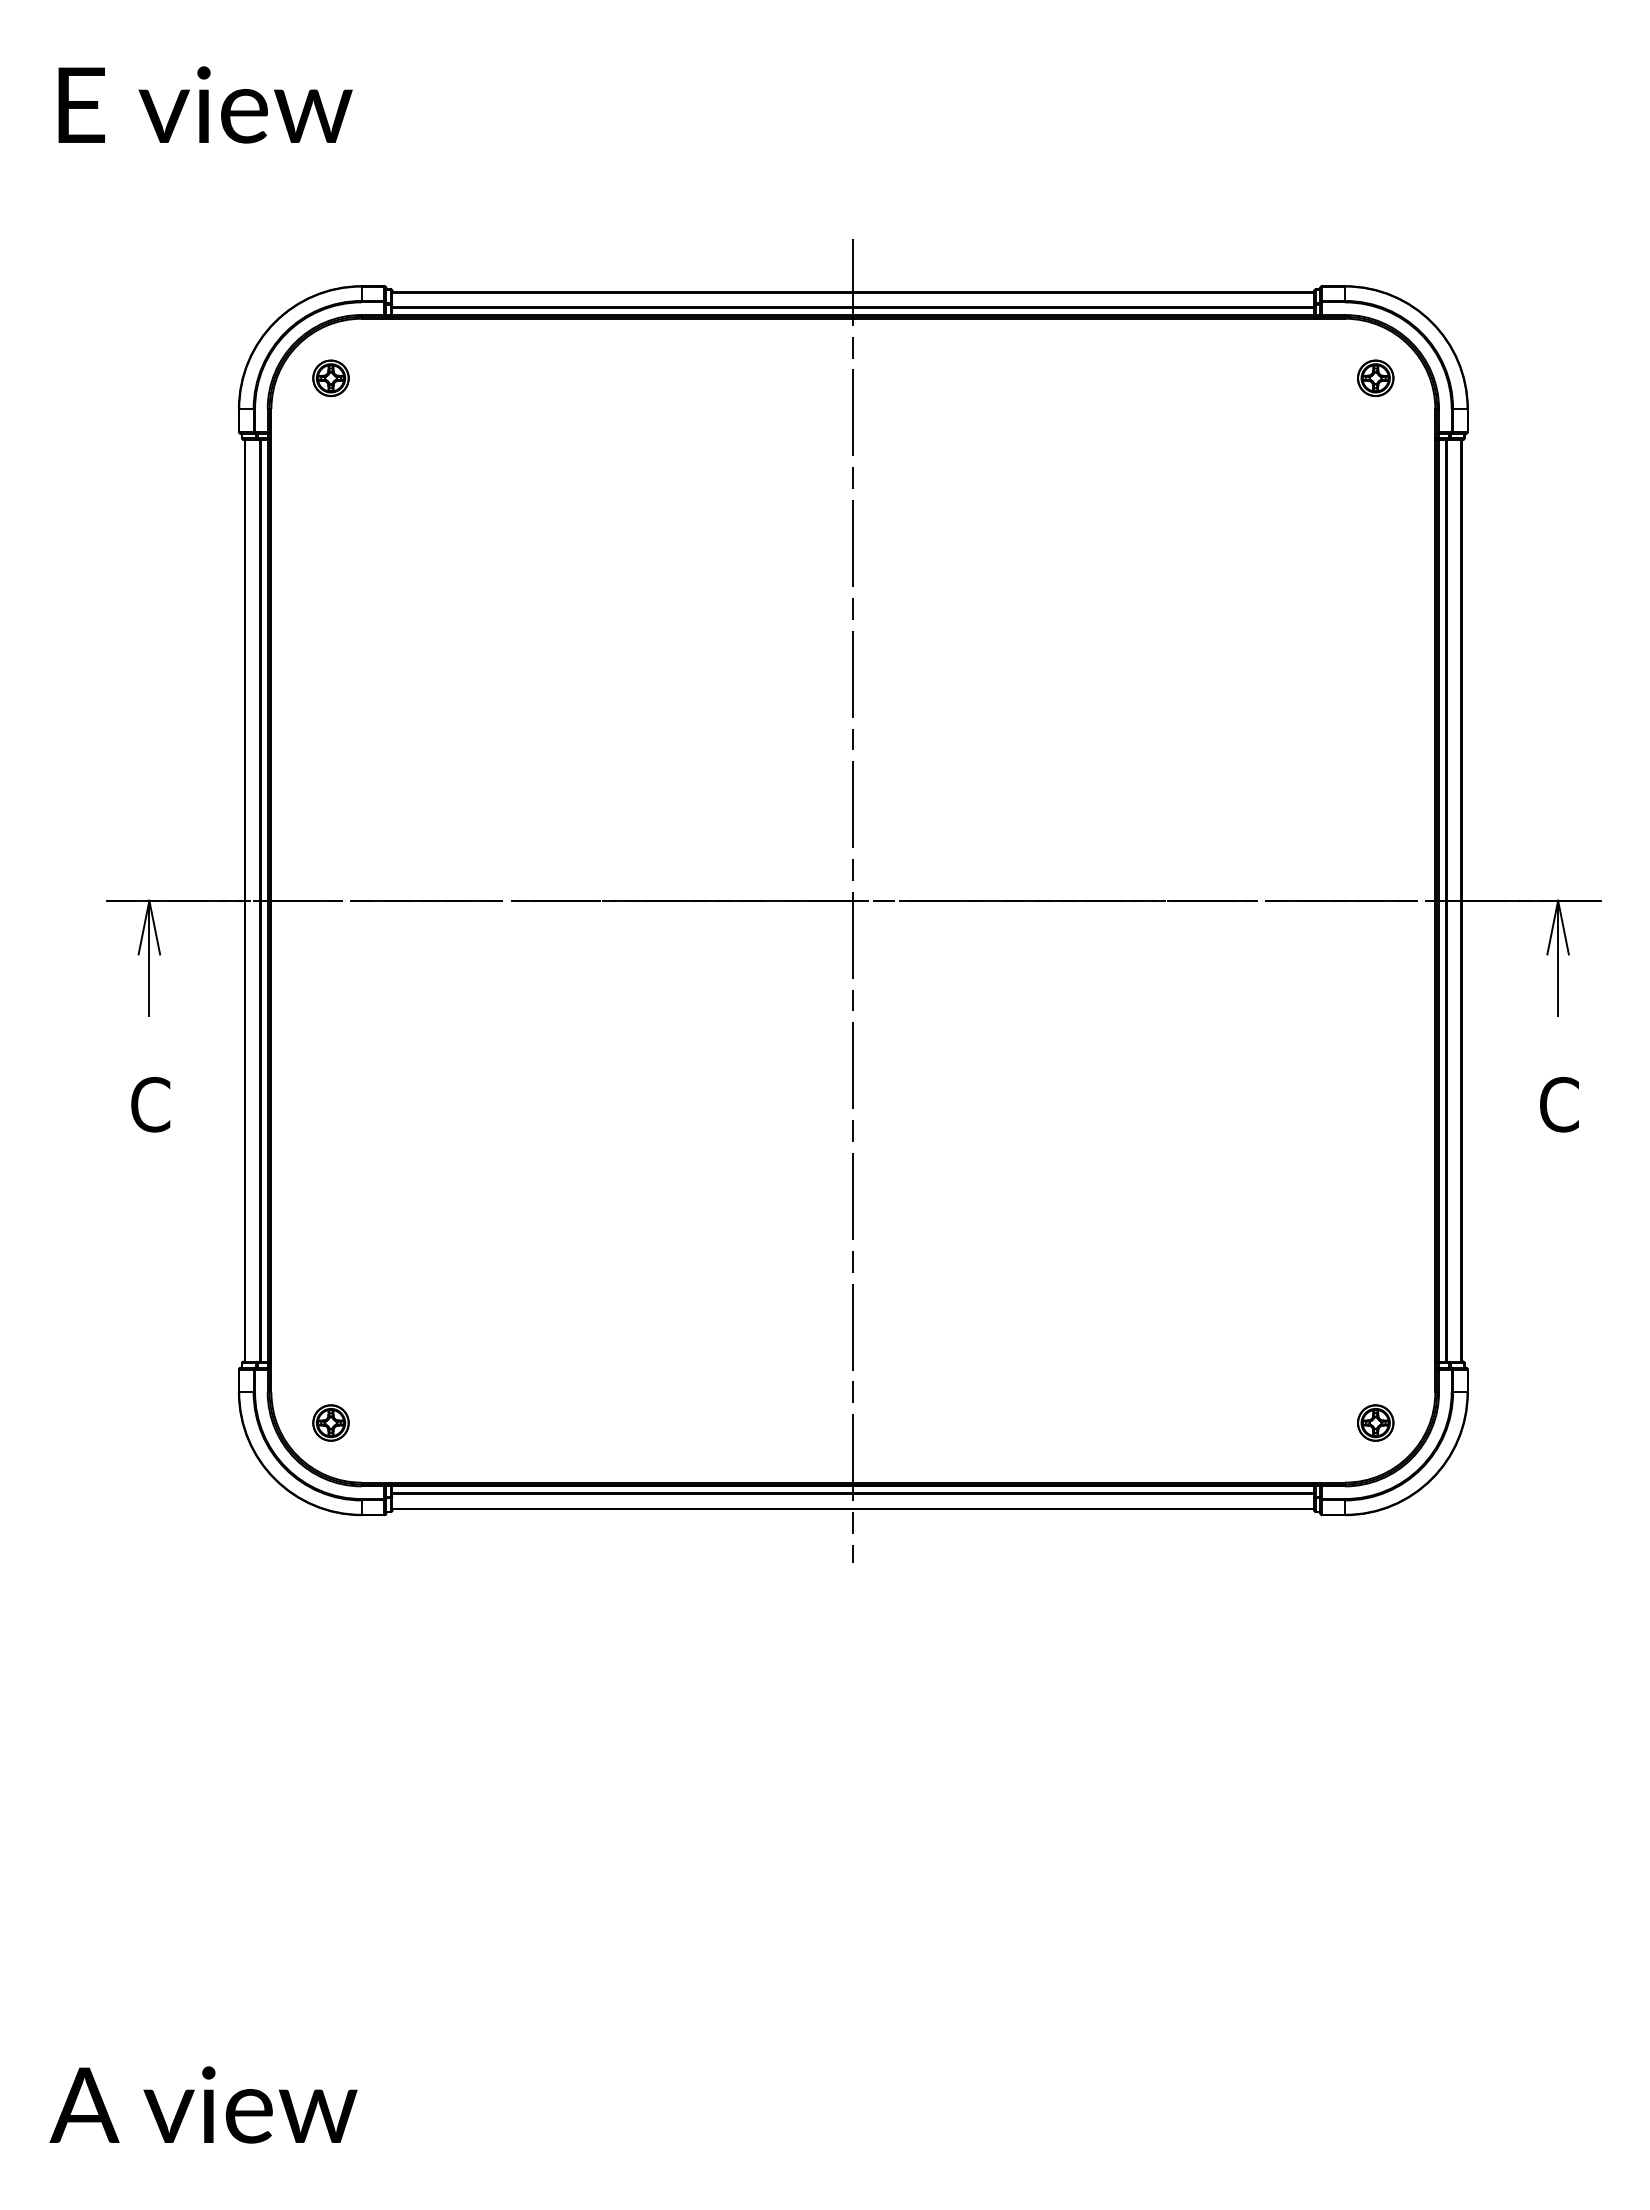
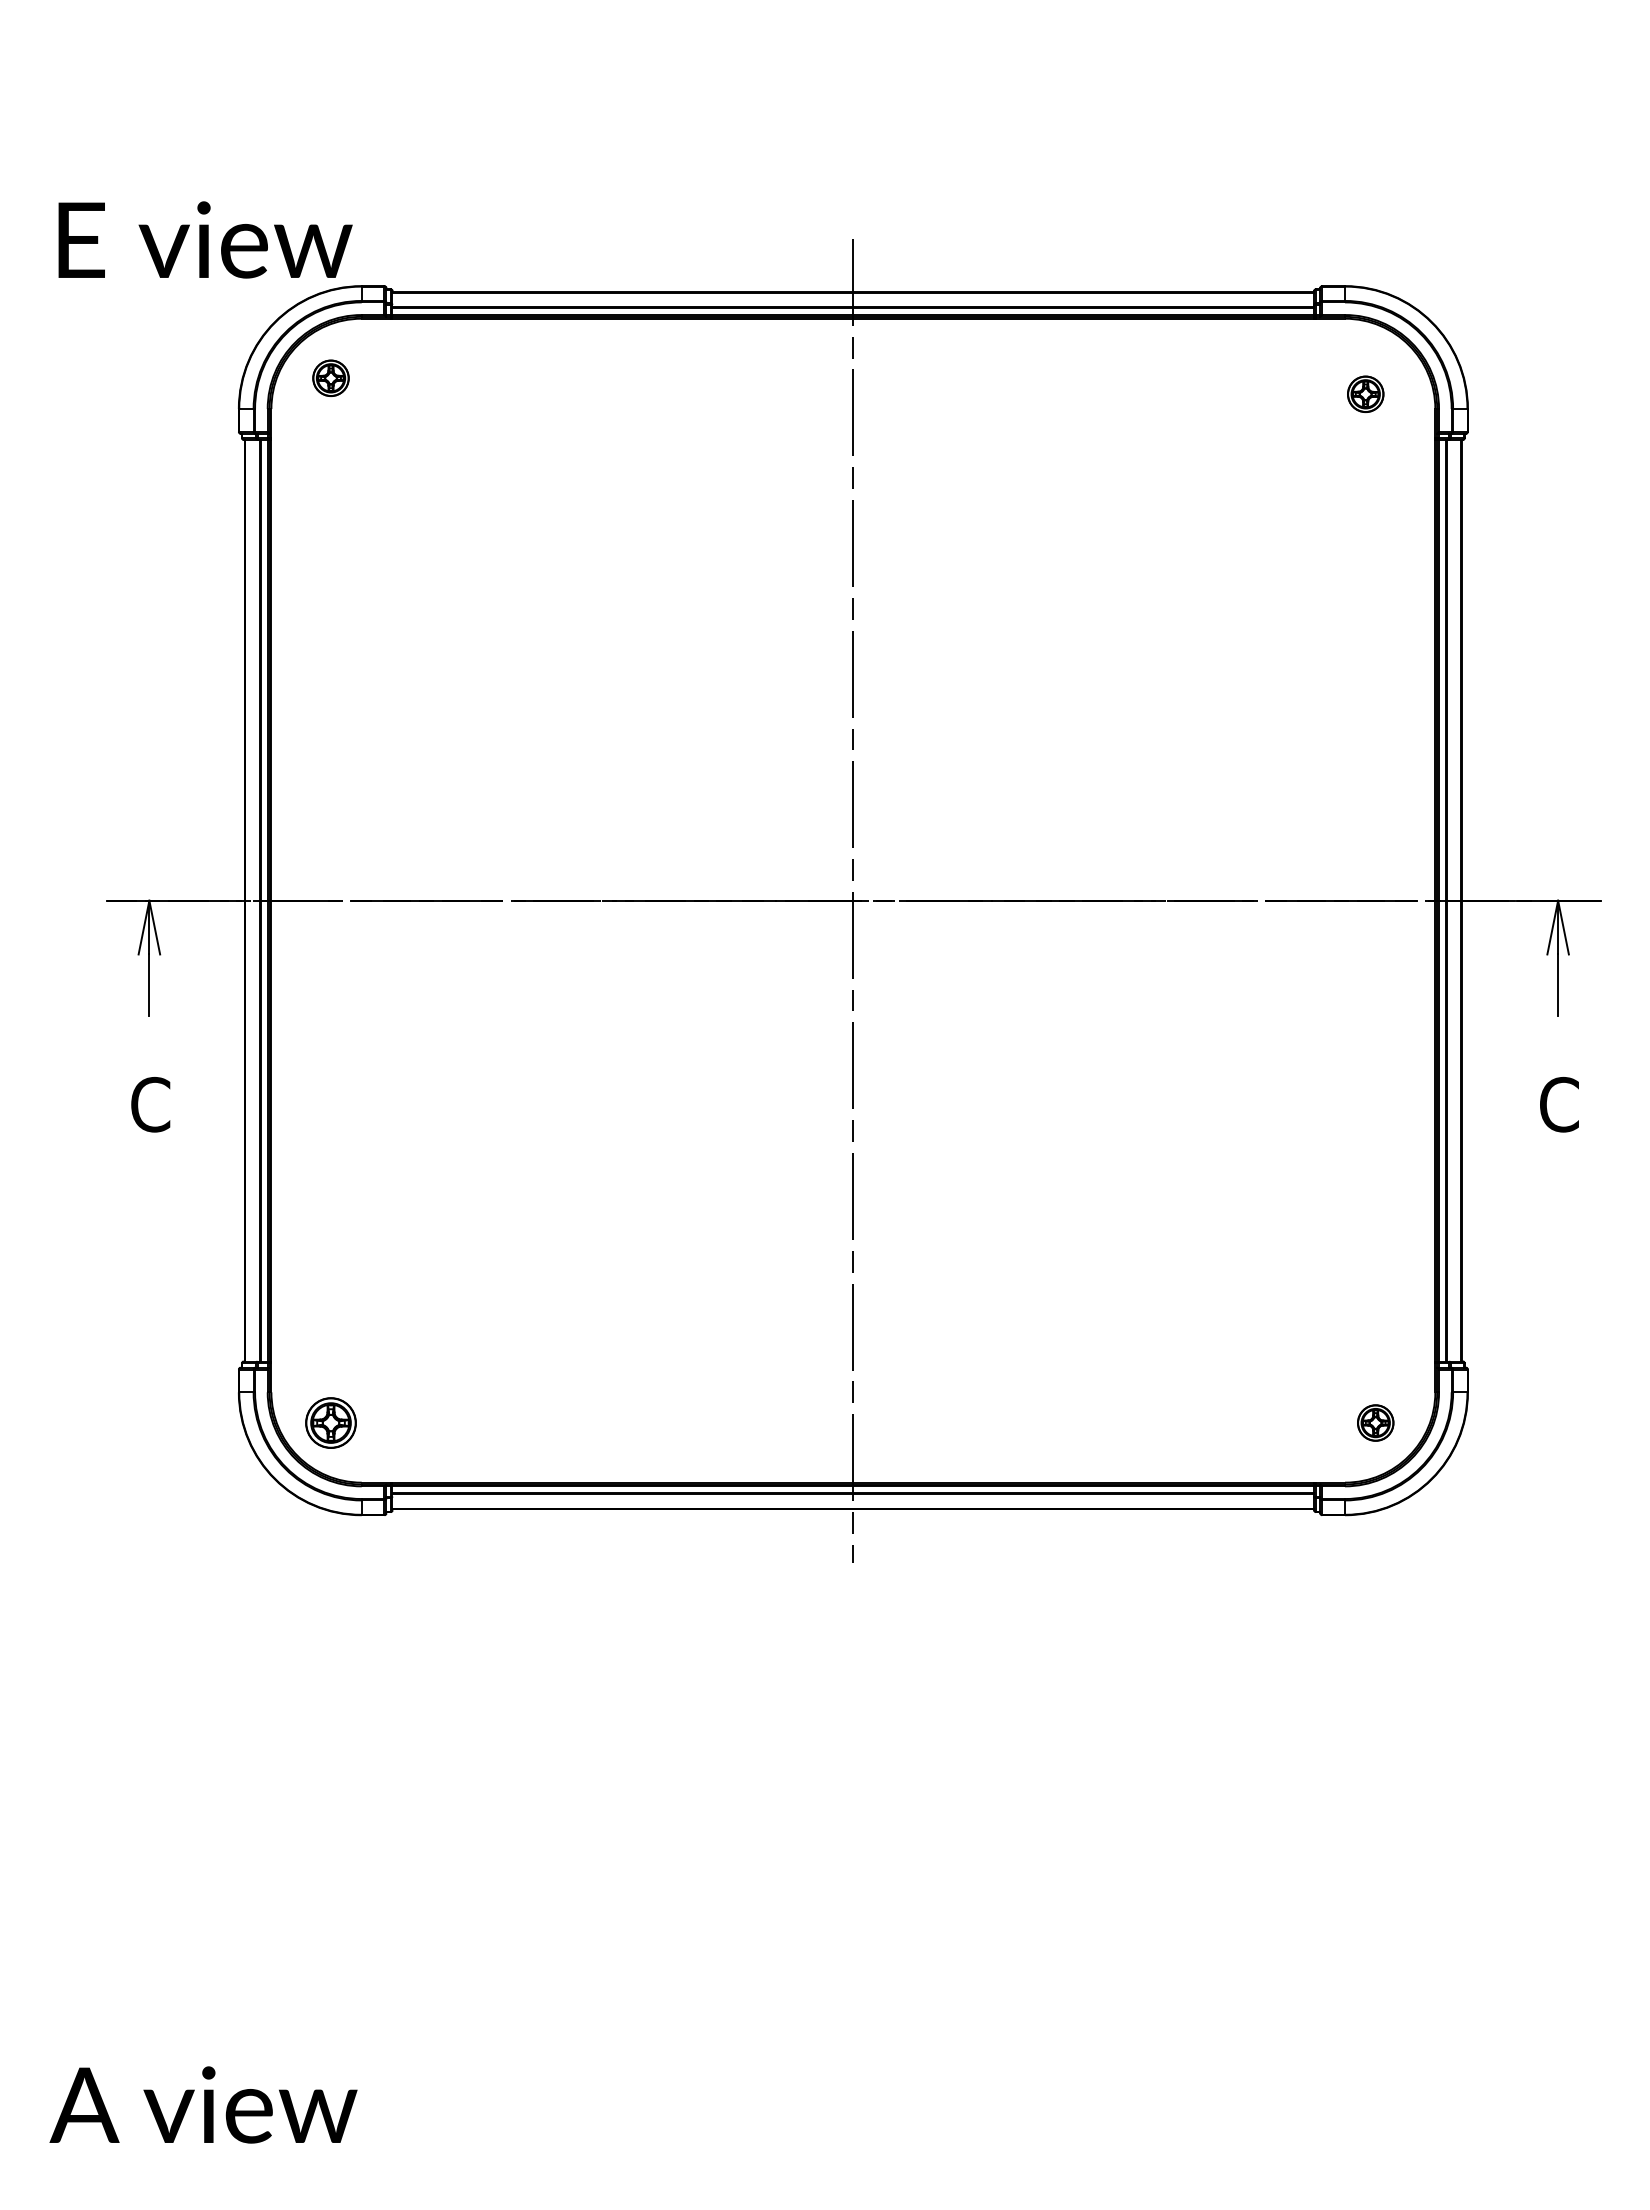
text position: (205, 104) -> (205, 239) (205, 239)
part position: (1375, 377) -> (1365, 393) (1365, 393)
part size: 38x38 px -> 52x52 px (330, 1422)
